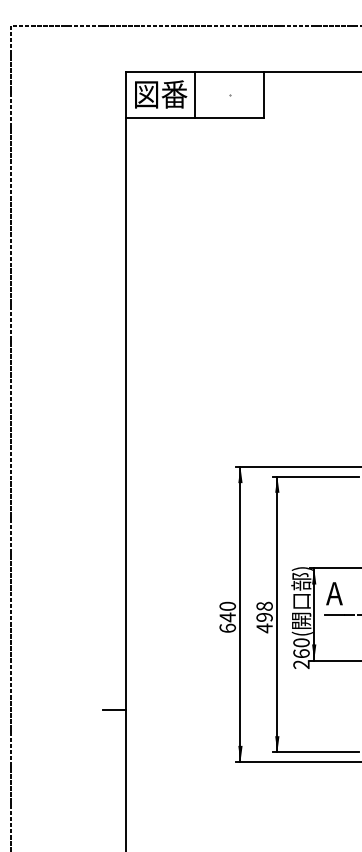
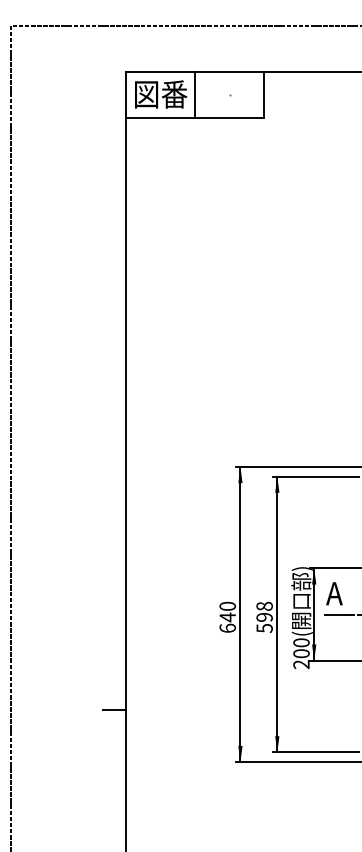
text: 498 -> 598 (264, 628)
text: 260( -> 200( (301, 653)
